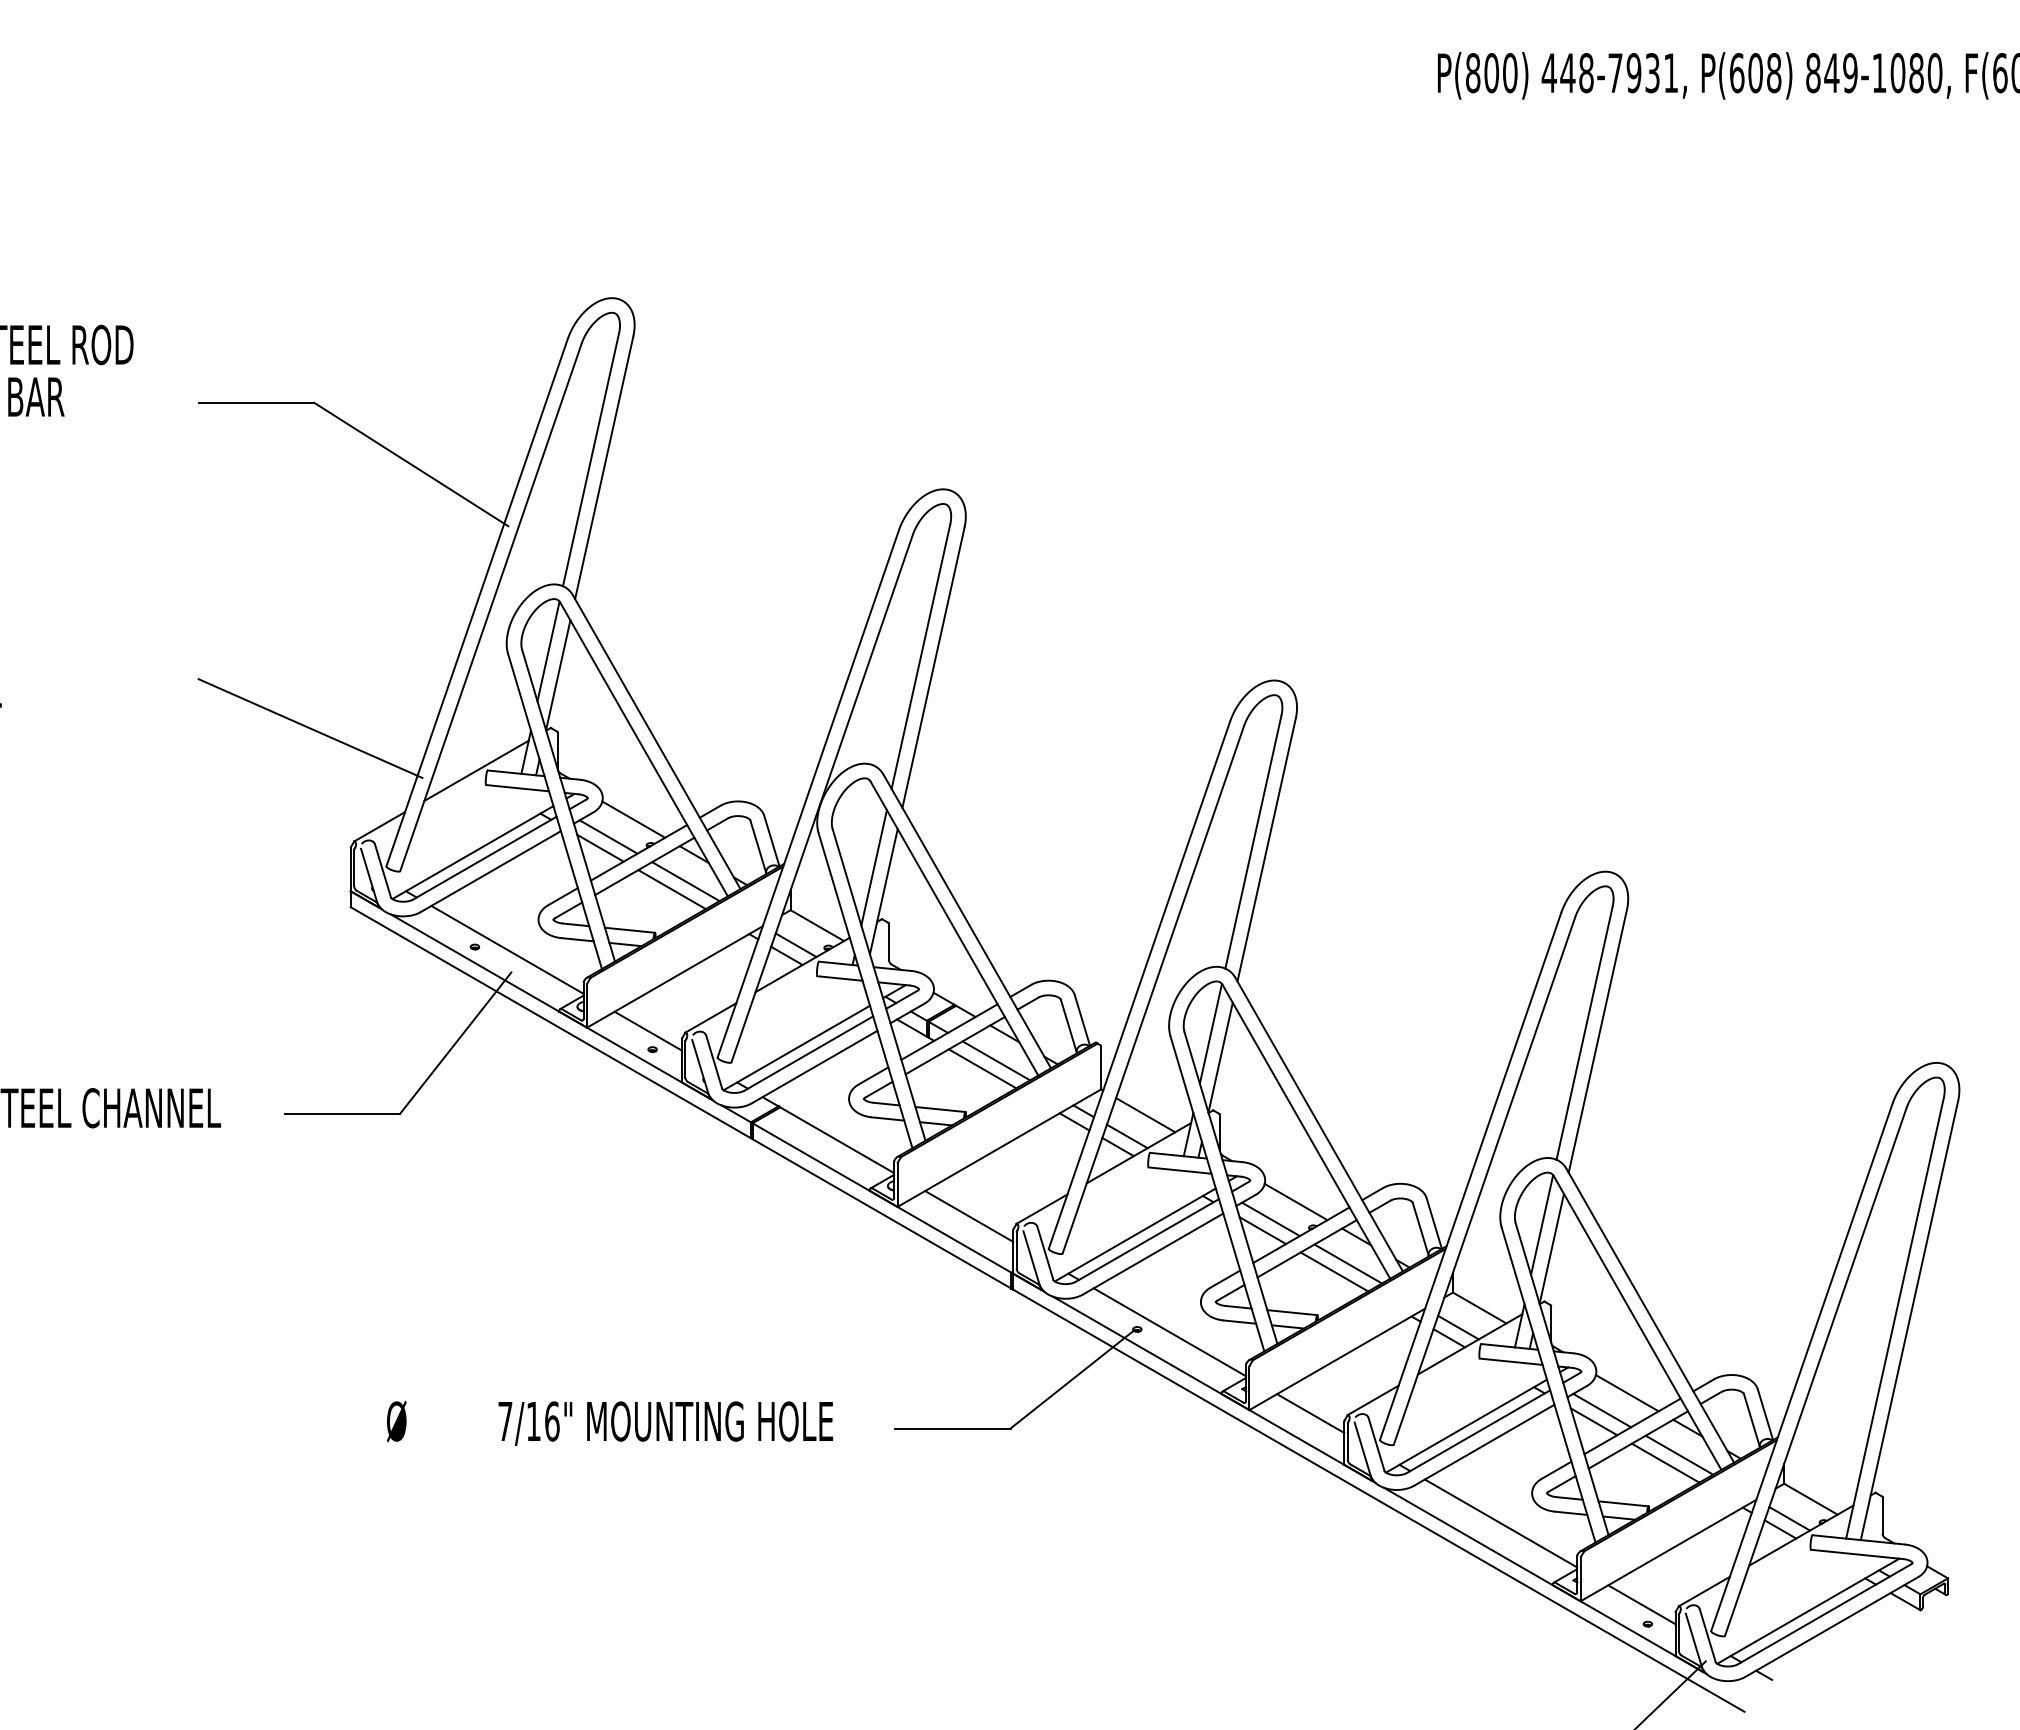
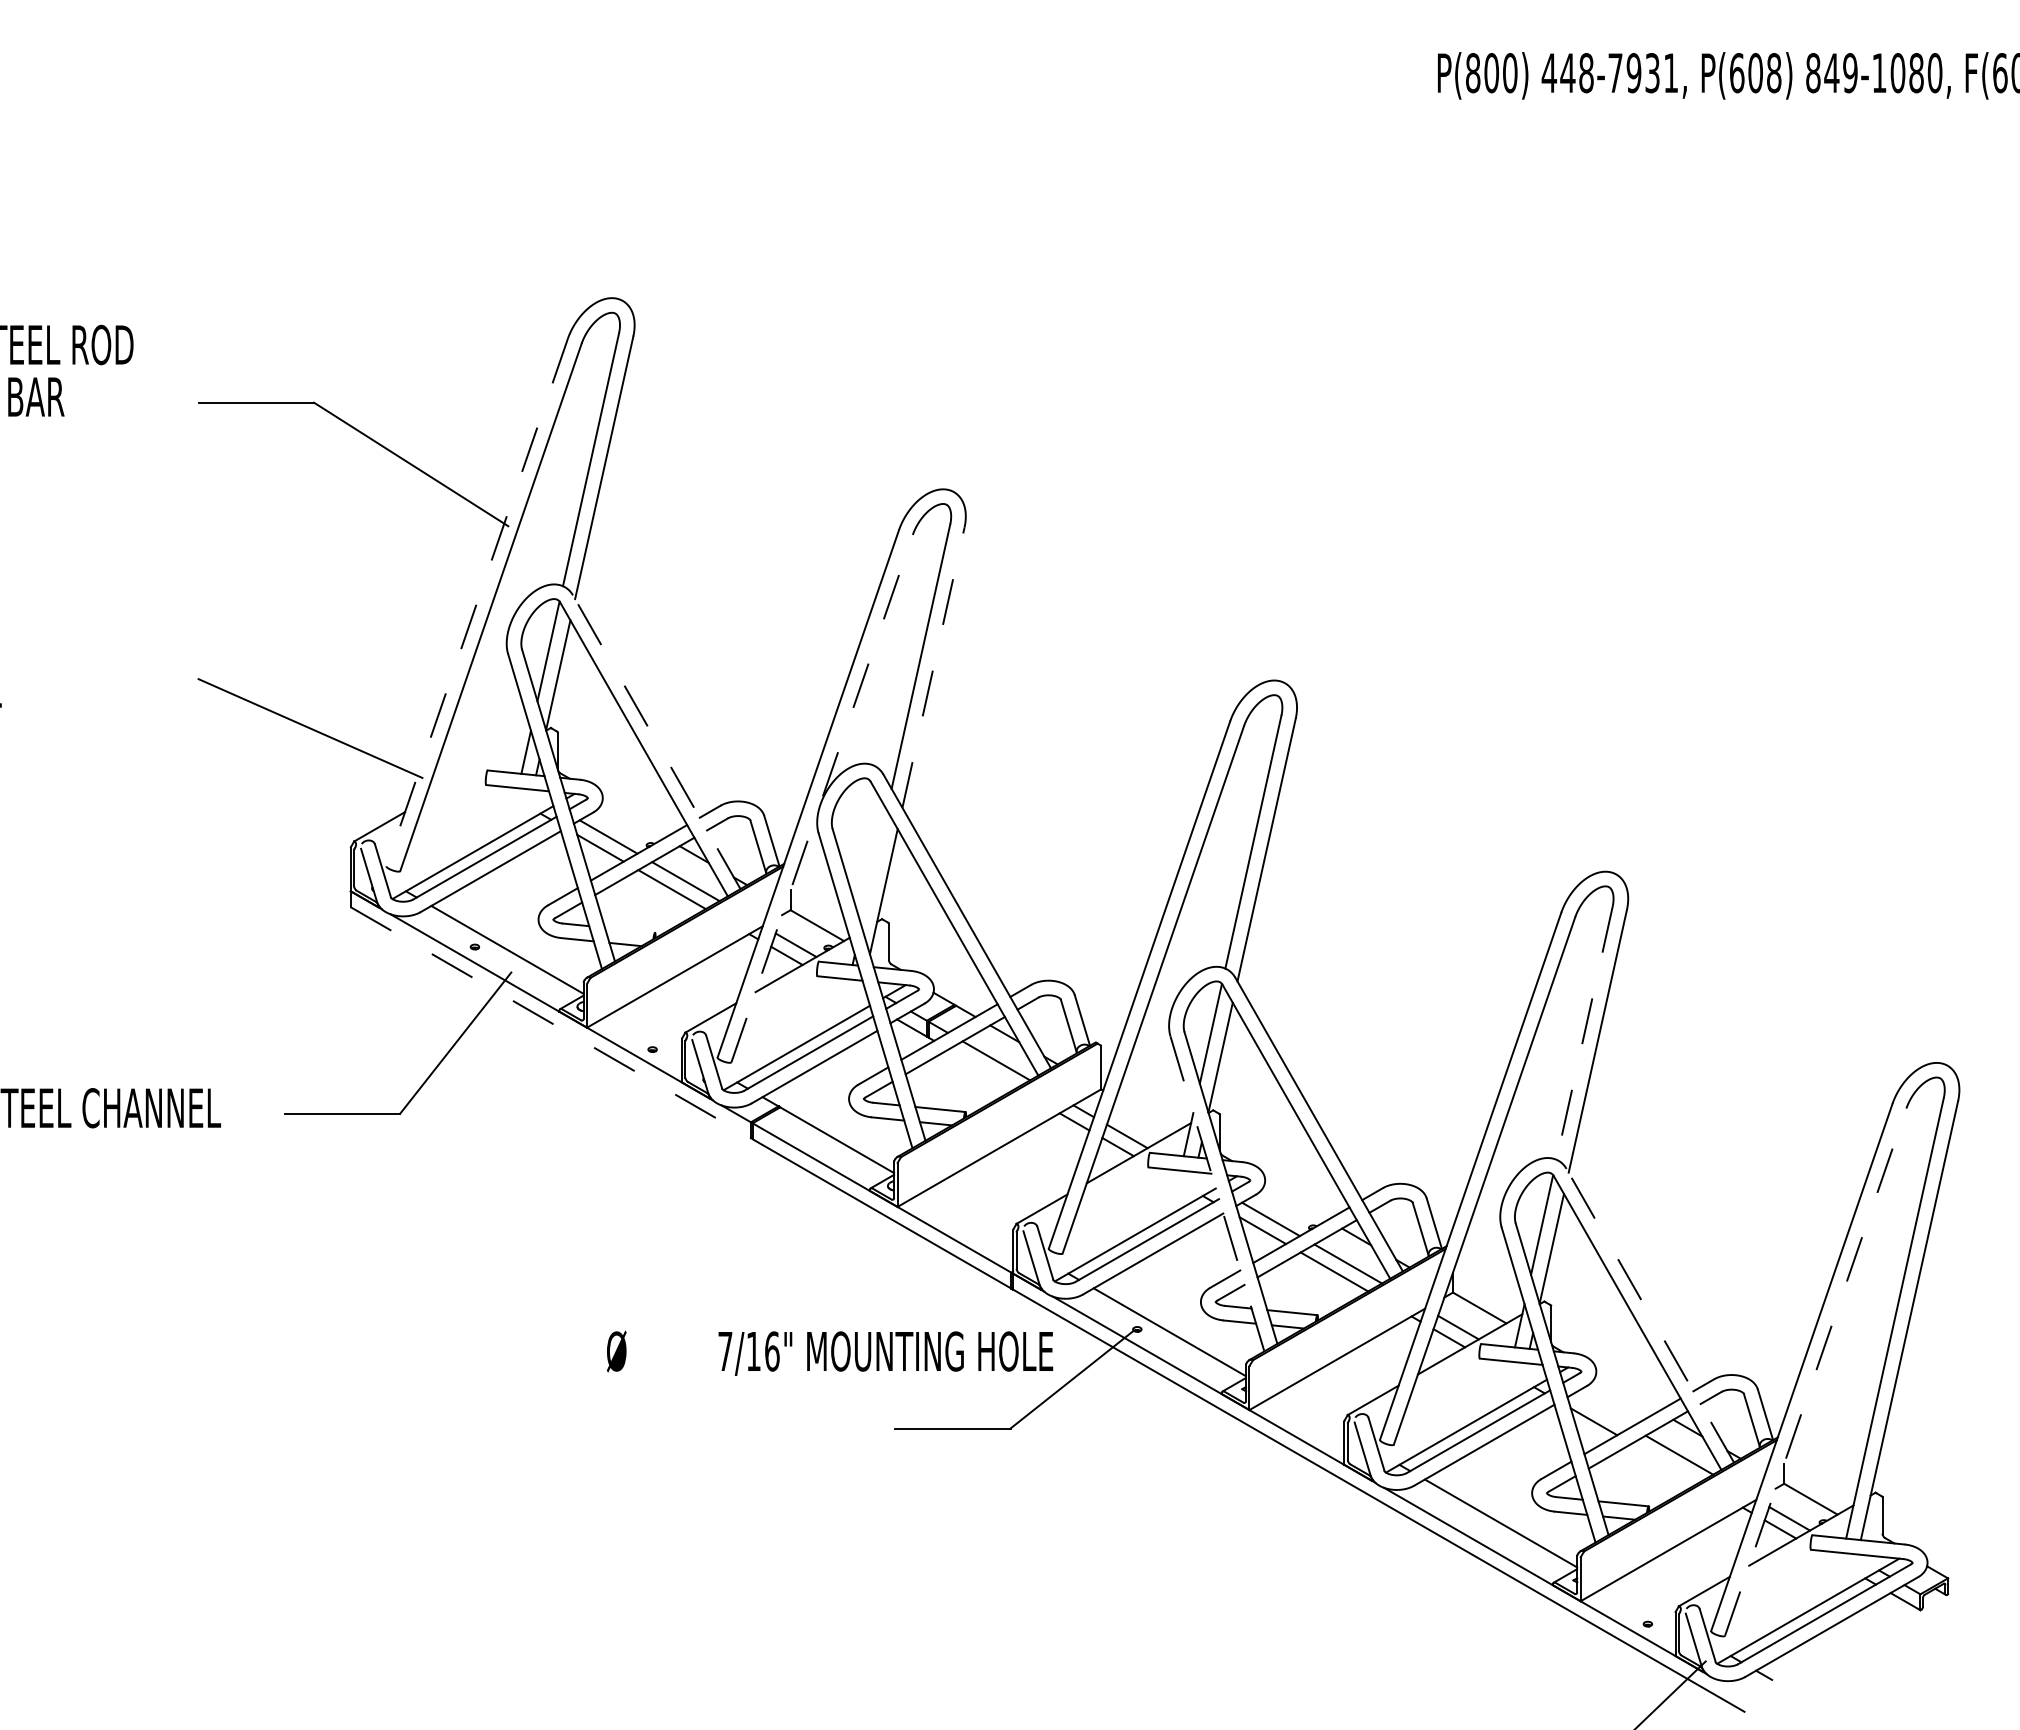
line: solid -> dashed (477, 602)
line: solid -> dashed (933, 667)
line: solid -> dashed (656, 741)
line: present -> none (476, 770)
line: solid -> dashed (822, 798)
line: present -> none (633, 819)
line: present -> none (873, 867)
line: present -> none (629, 929)
line: solid -> dashed (551, 1022)
line: present -> none (647, 1030)
line: solid -> dashed (1584, 1033)
line: present -> none (982, 1068)
line: present -> none (1145, 1115)
line: solid -> dashed (1217, 1194)
line: present -> none (1295, 1201)
line: present -> none (969, 1216)
line: solid -> dashed (1650, 1315)
line: solid -> dashed (1815, 1372)
line: present -> none (1626, 1393)
line: present -> none (1602, 1410)
line: present -> none (1310, 1413)
text position: (610, 1422) -> (830, 1352) (830, 1352)
line: present -> none (1665, 1462)
line: present -> none (1641, 1604)
